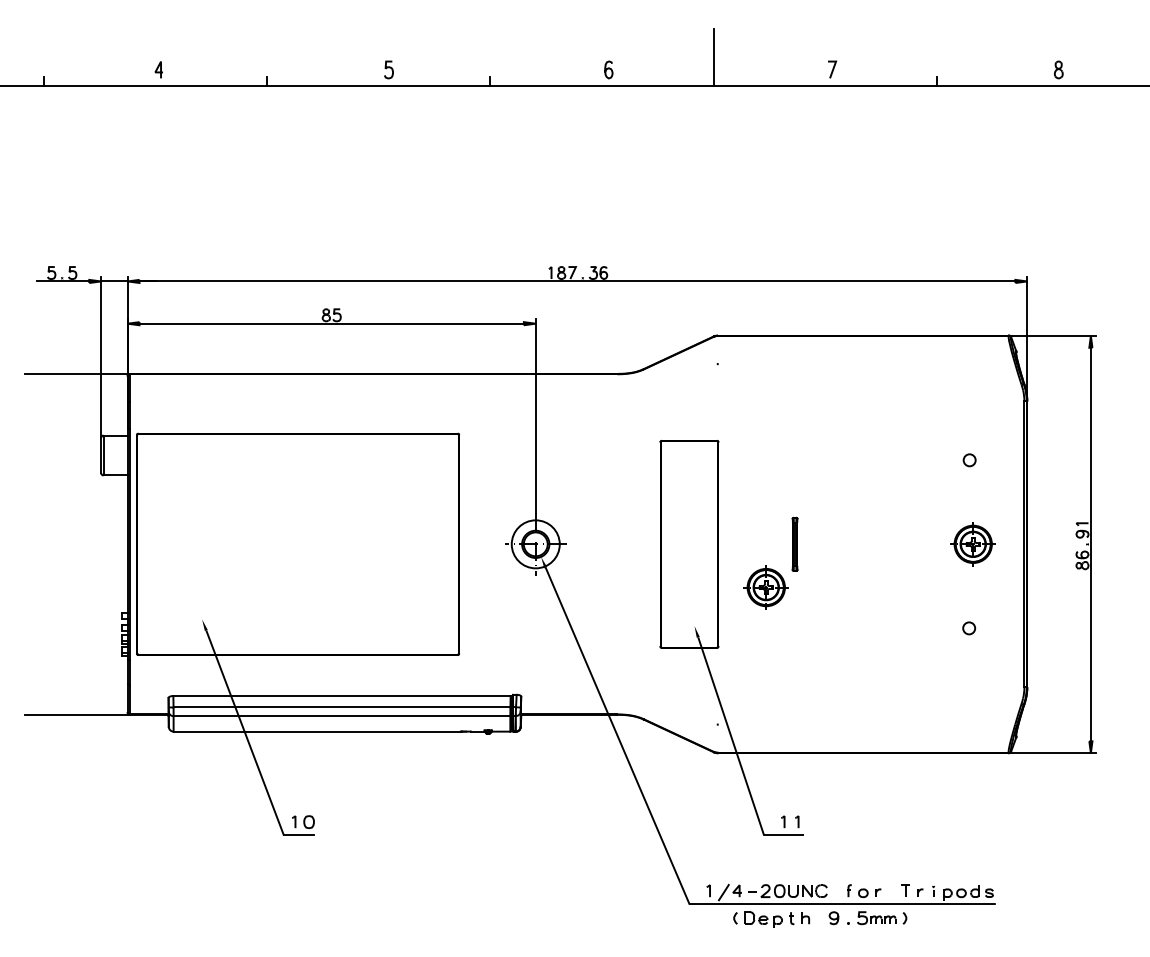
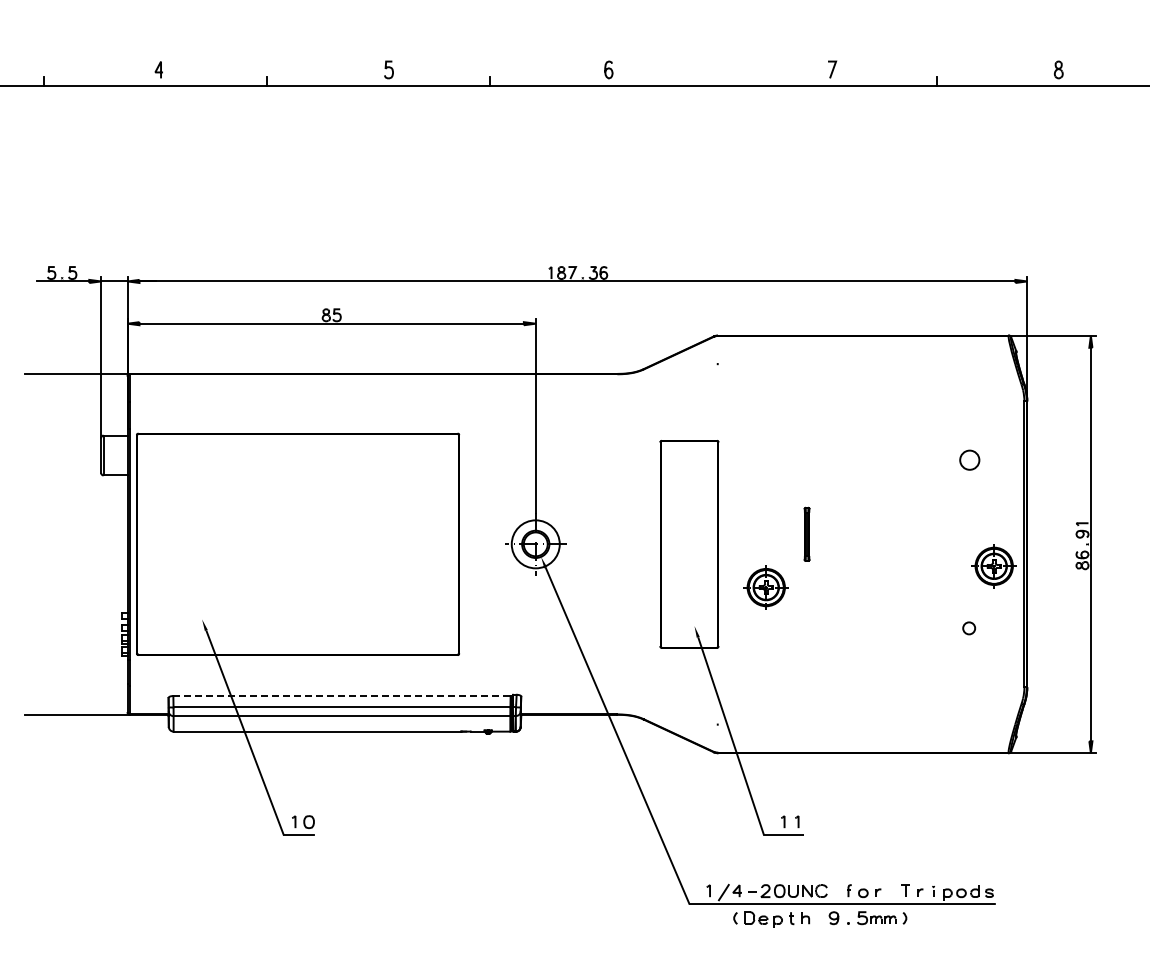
line: present -> none (713, 57)
circle size: 15x15 px -> 22x22 px (969, 459)
part position: (794, 543) -> (806, 533) (806, 533)
part position: (972, 544) -> (993, 566) (993, 566)
line: solid -> dashed (342, 696)
